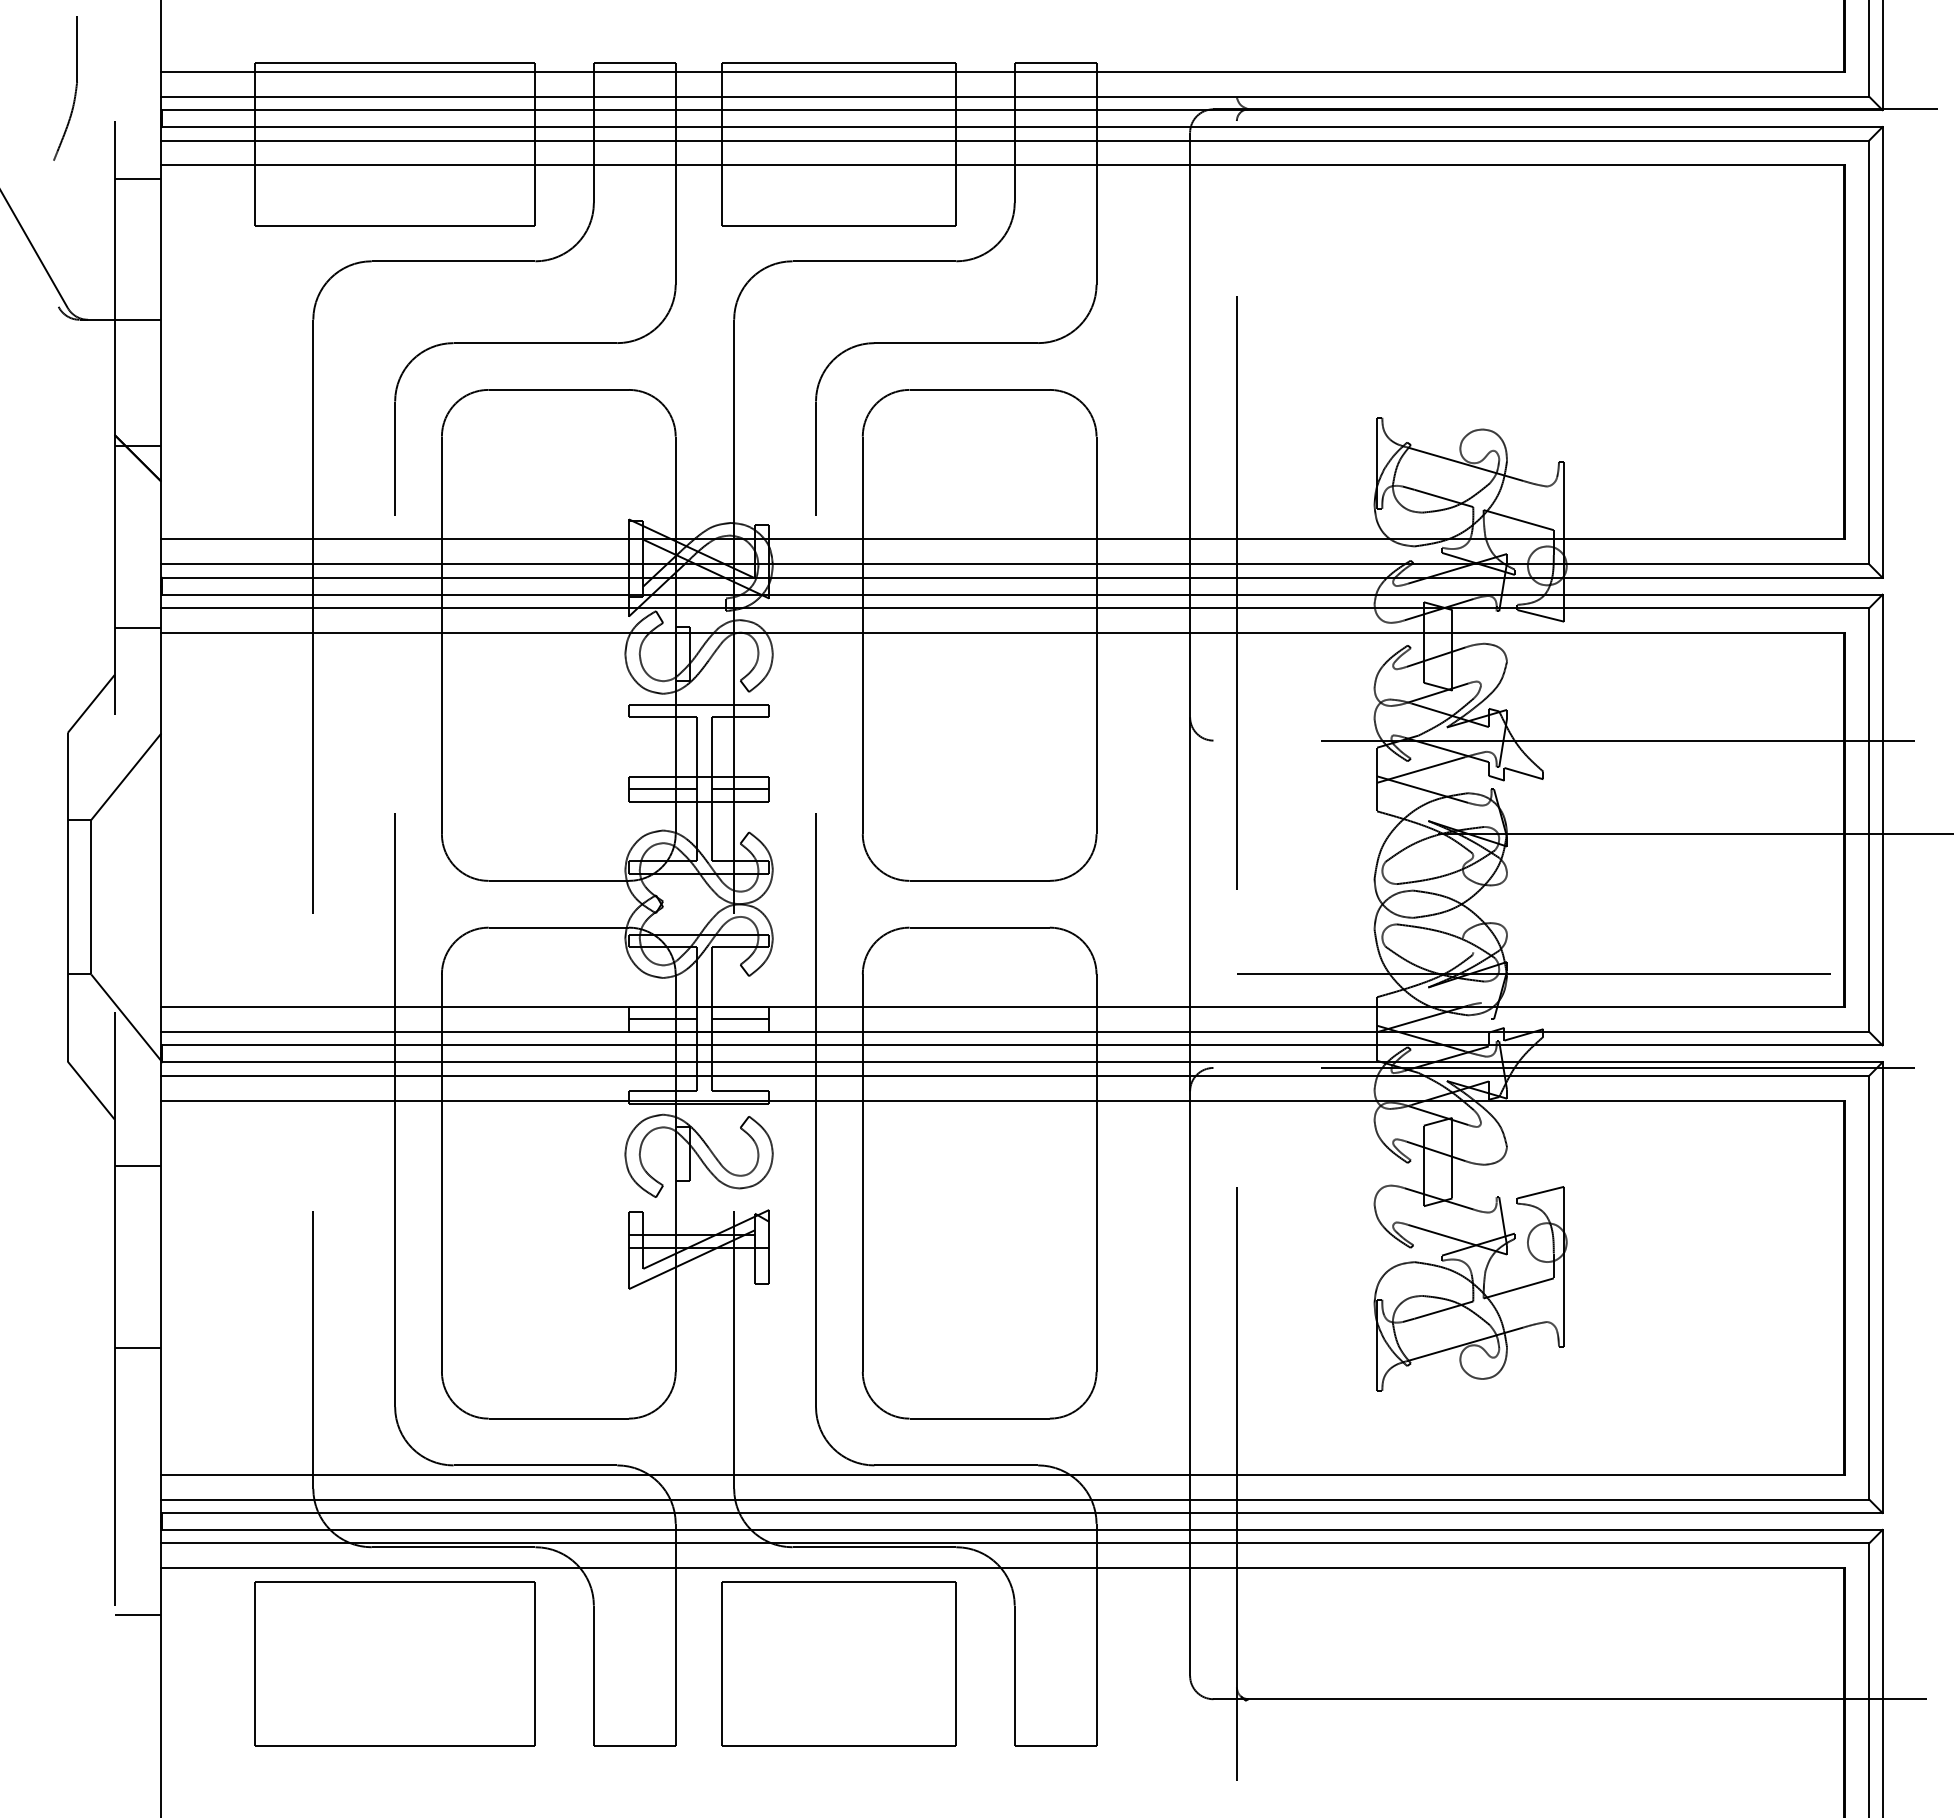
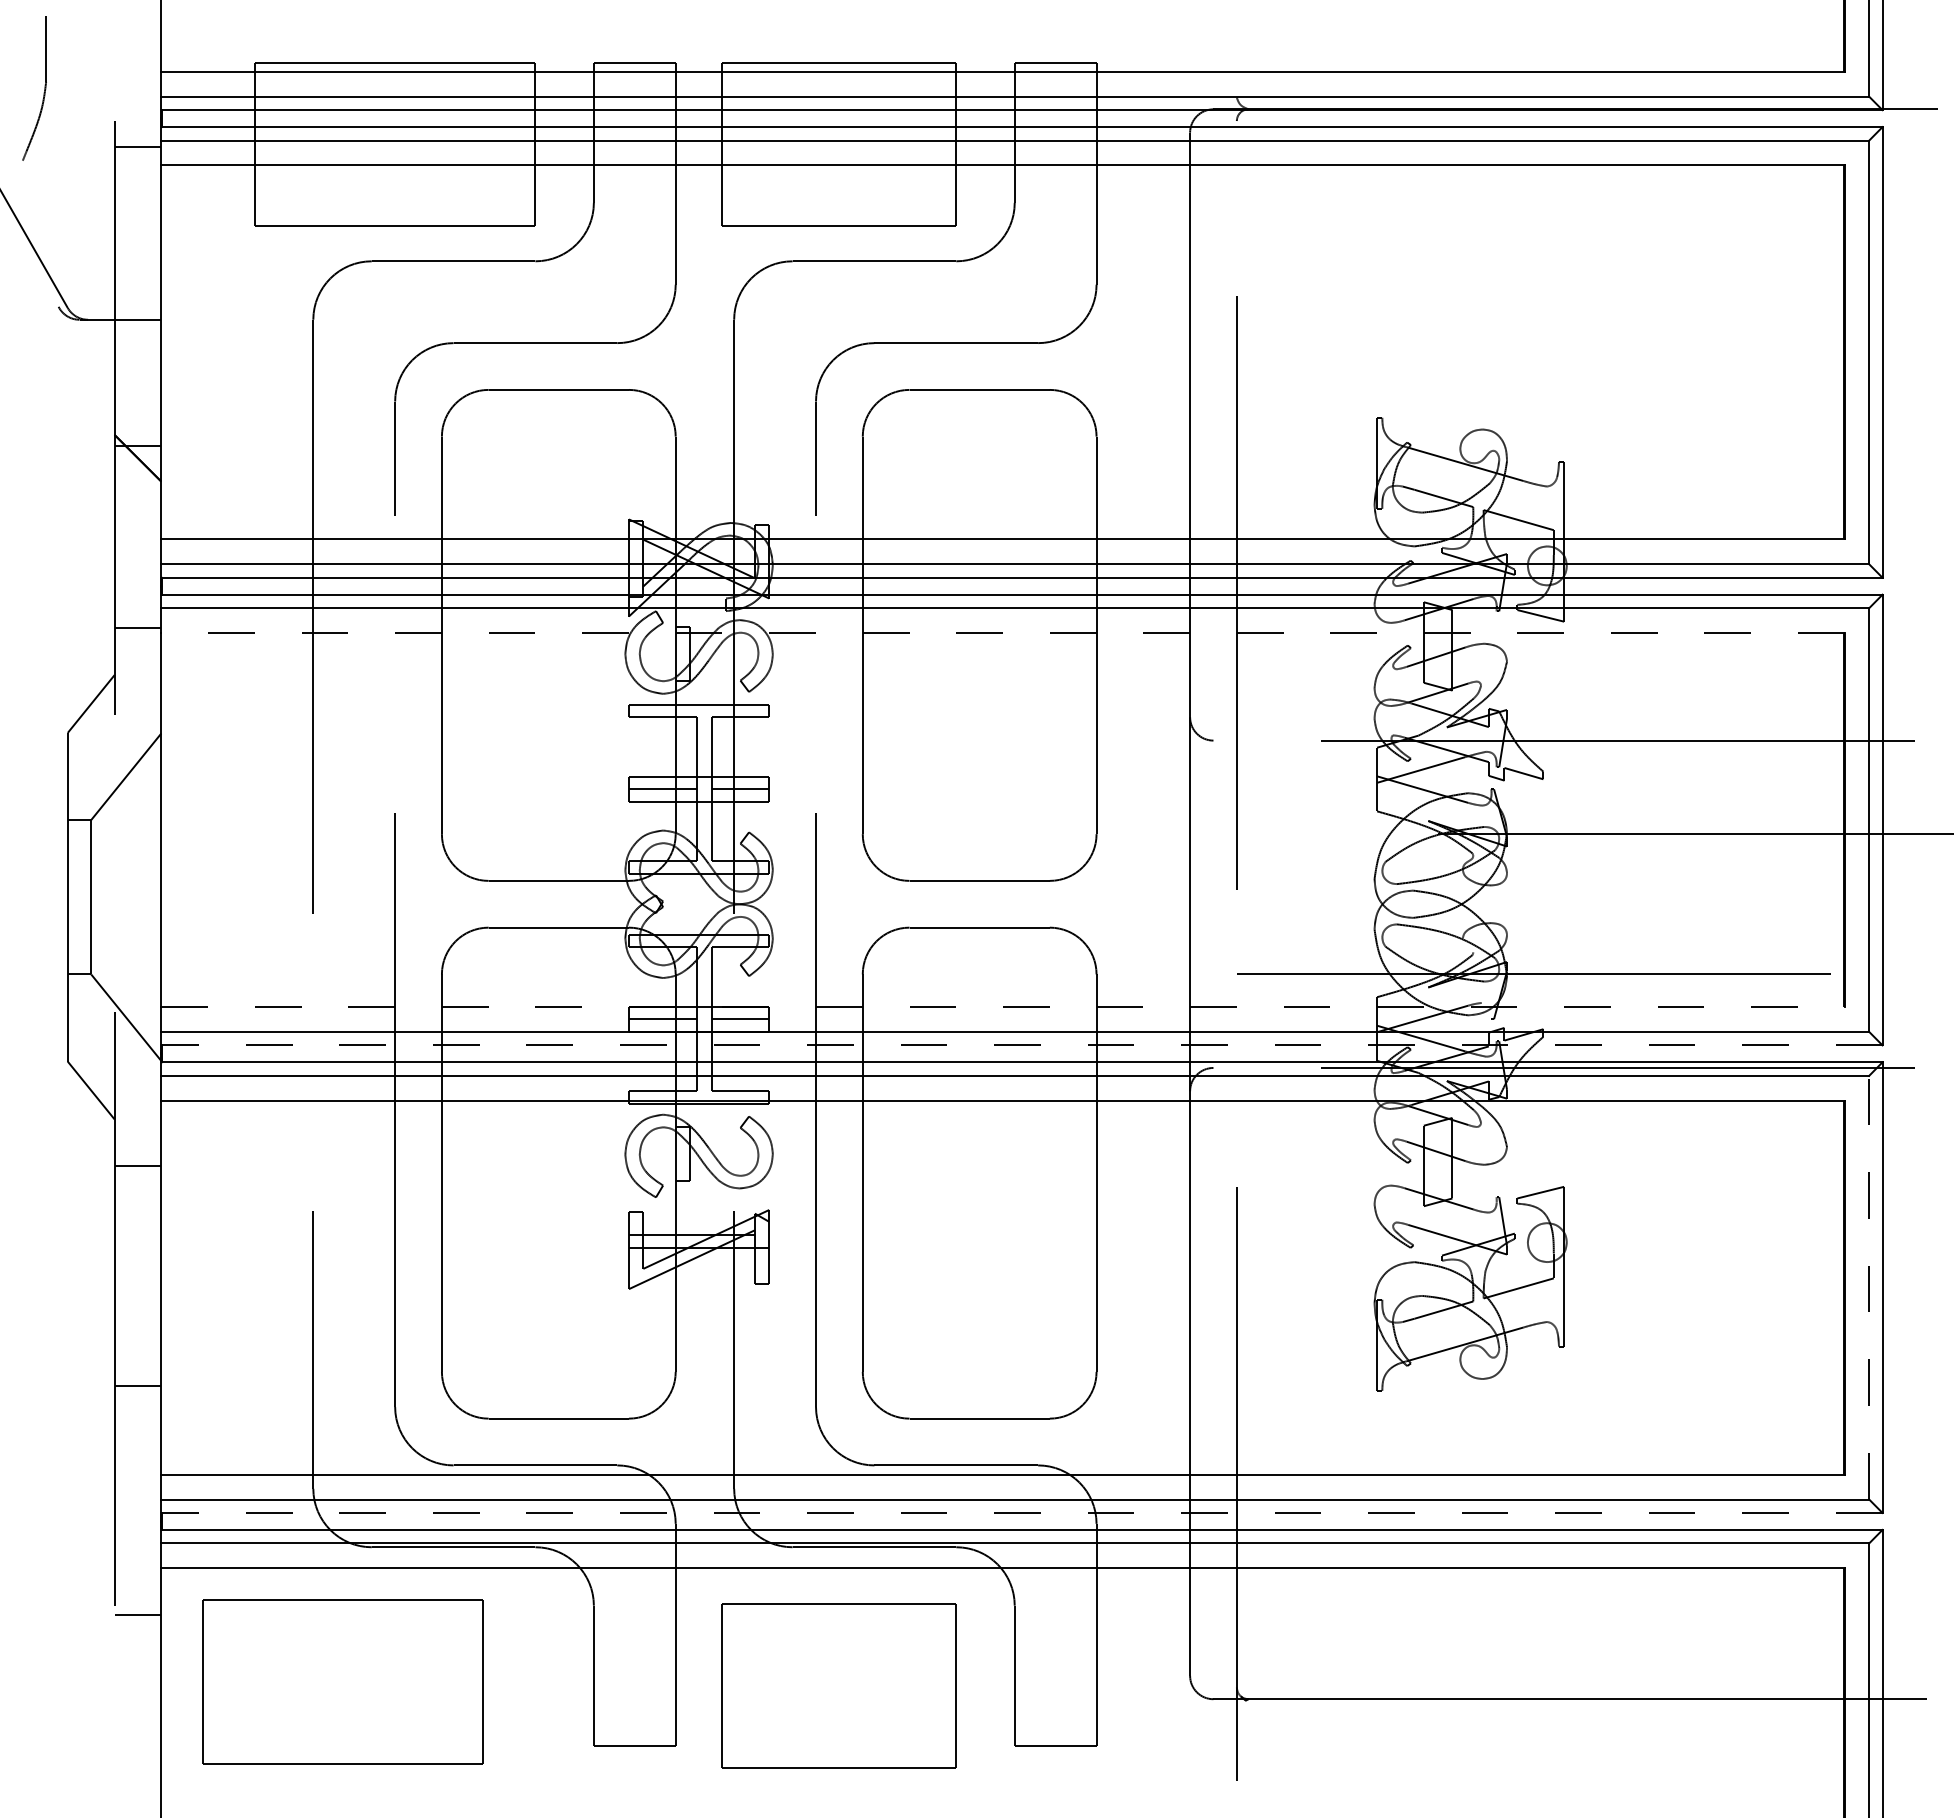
part position: (74, 92) -> (43, 92) (43, 92)
line position: (137, 179) -> (137, 147) (137, 147)
line: solid -> dashed (1003, 633)
line: solid -> dashed (1003, 1007)
line: solid -> dashed (1021, 1045)
line: solid -> dashed (1869, 1287)
line position: (137, 1348) -> (137, 1386) (137, 1386)
line: solid -> dashed (1021, 1512)
part position: (394, 1663) -> (342, 1681) (342, 1681)
part position: (838, 1663) -> (838, 1685) (838, 1685)
